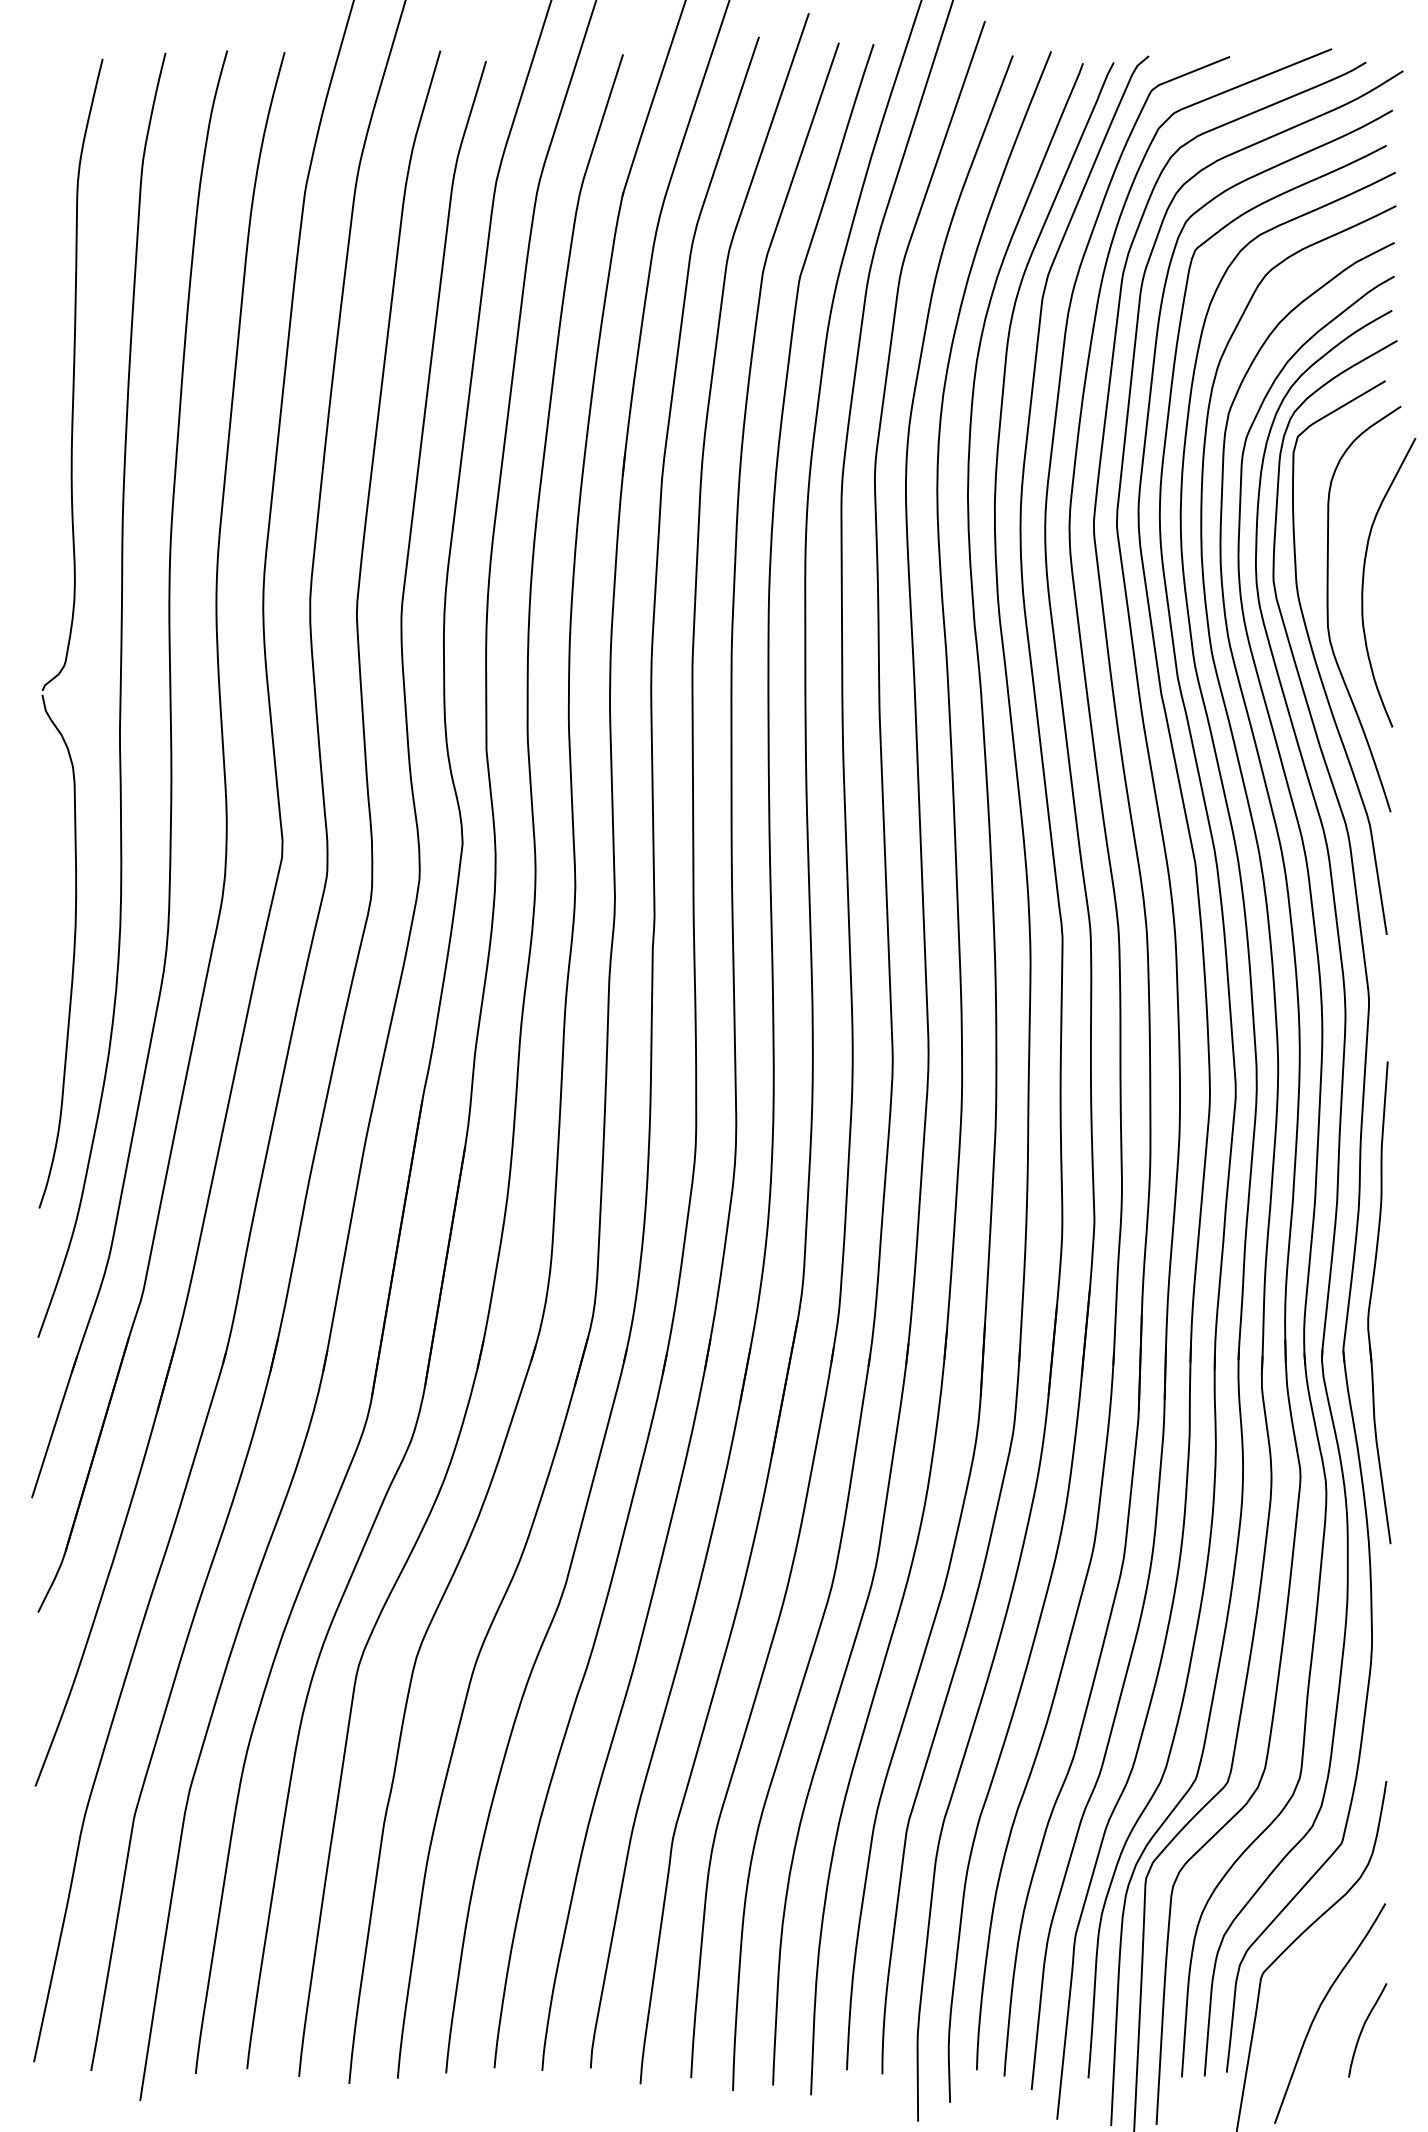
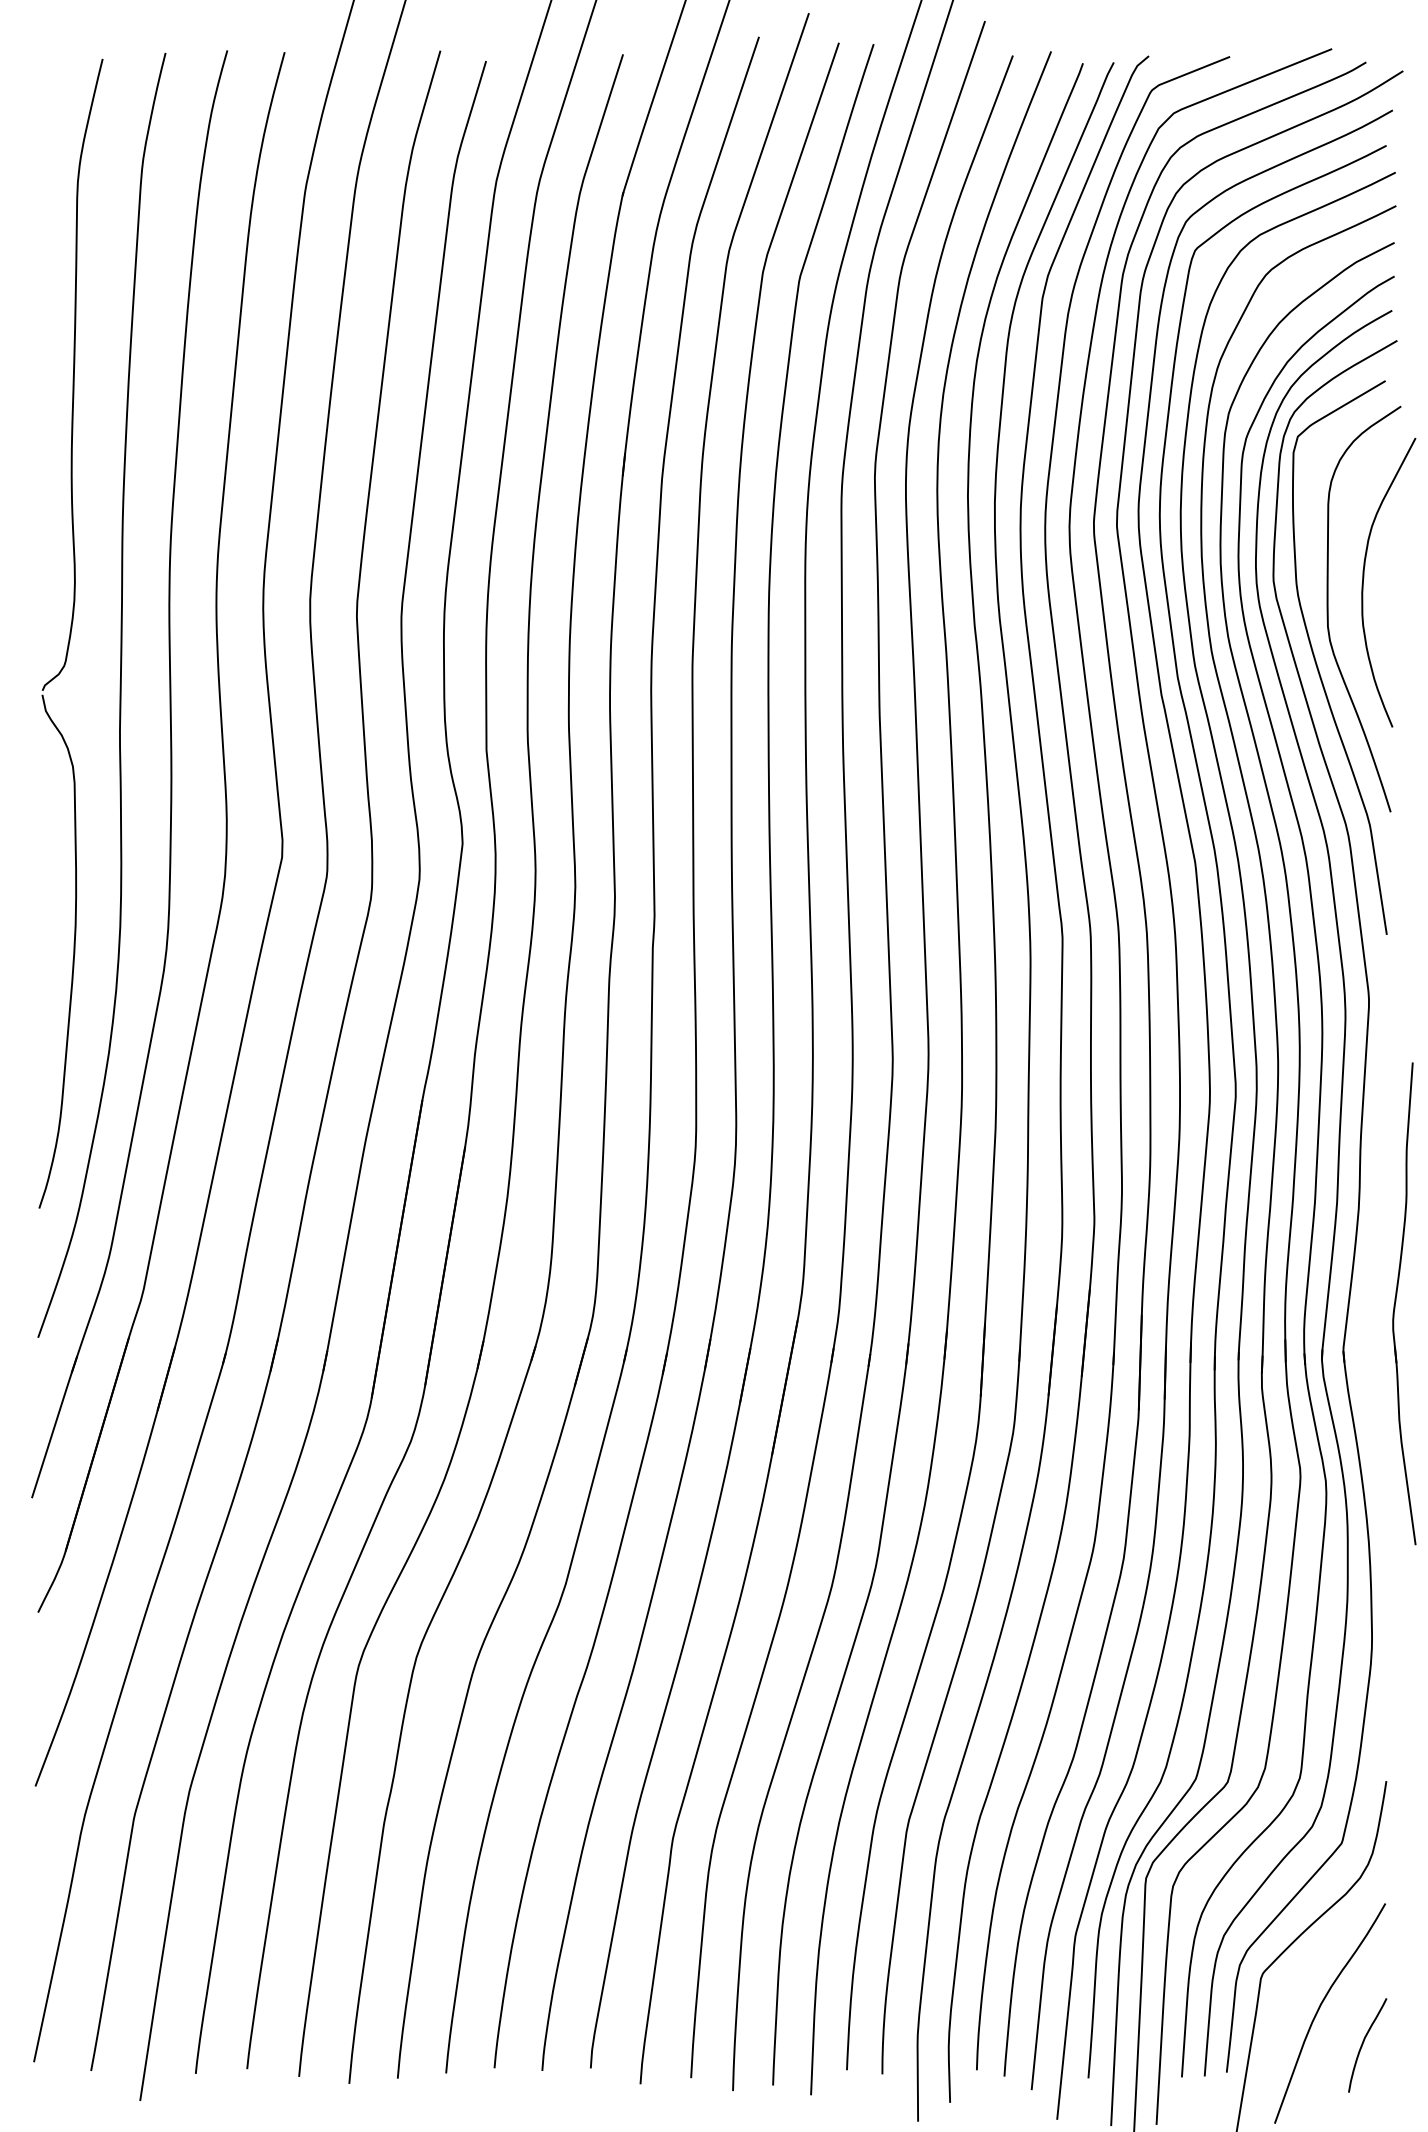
part position: (1371, 1300) -> (1396, 1301) (1396, 1301)
curve position: (1363, 2029) -> (1363, 2044) (1363, 2044)
